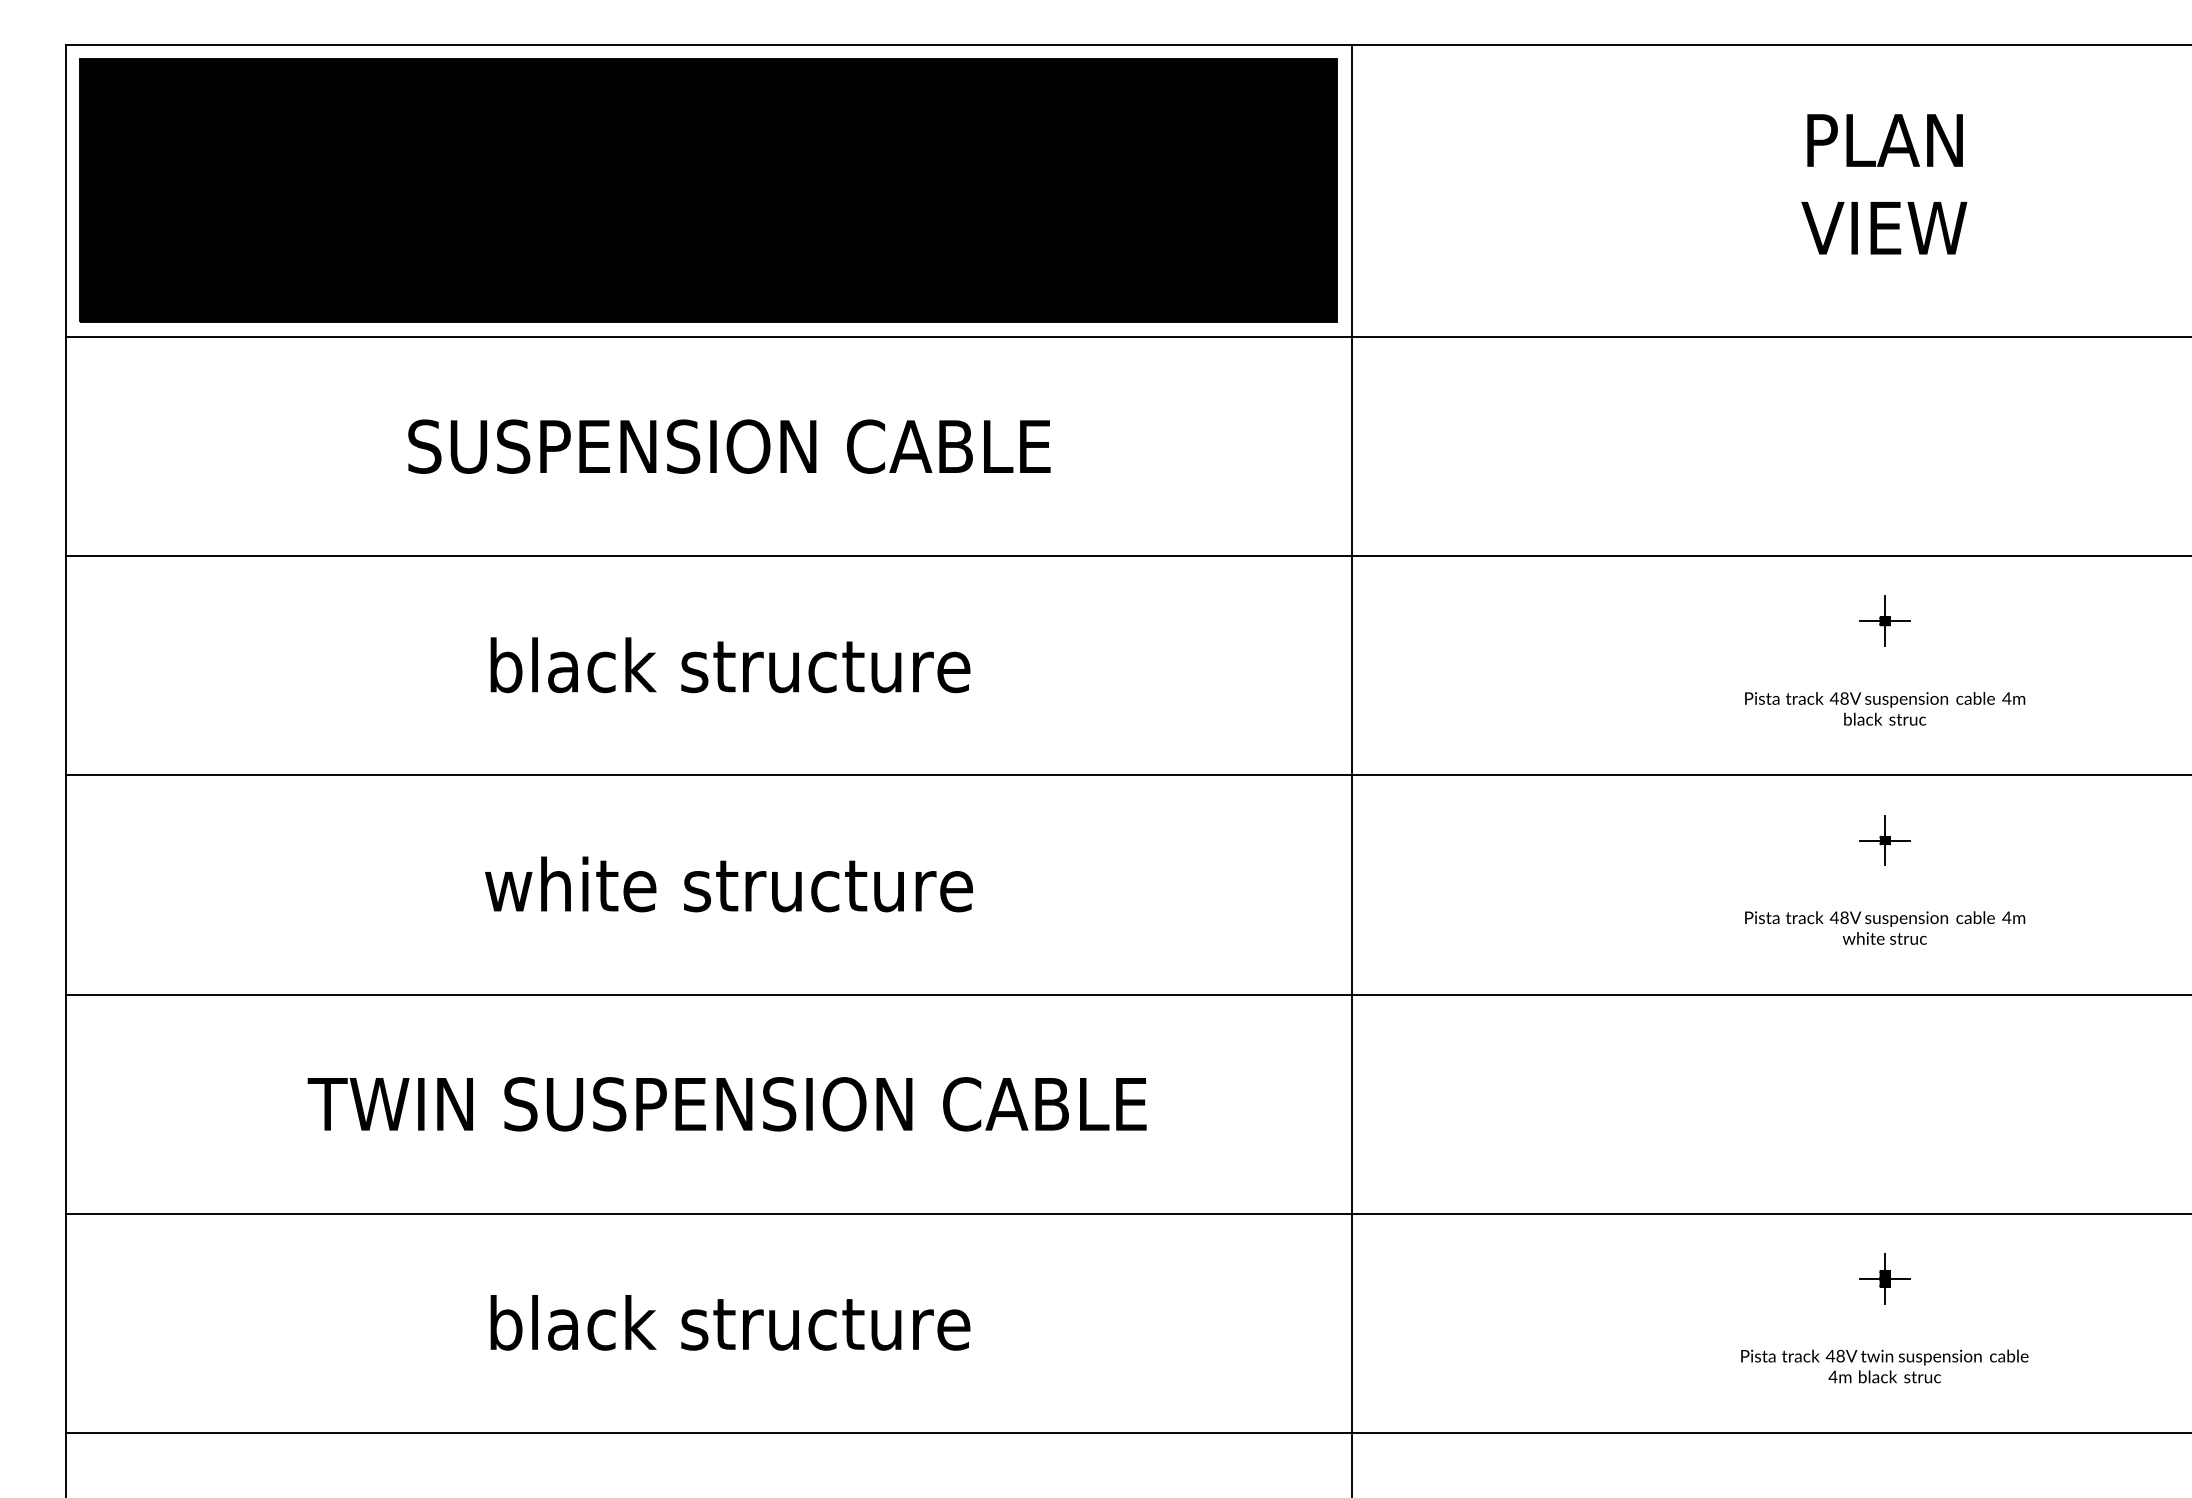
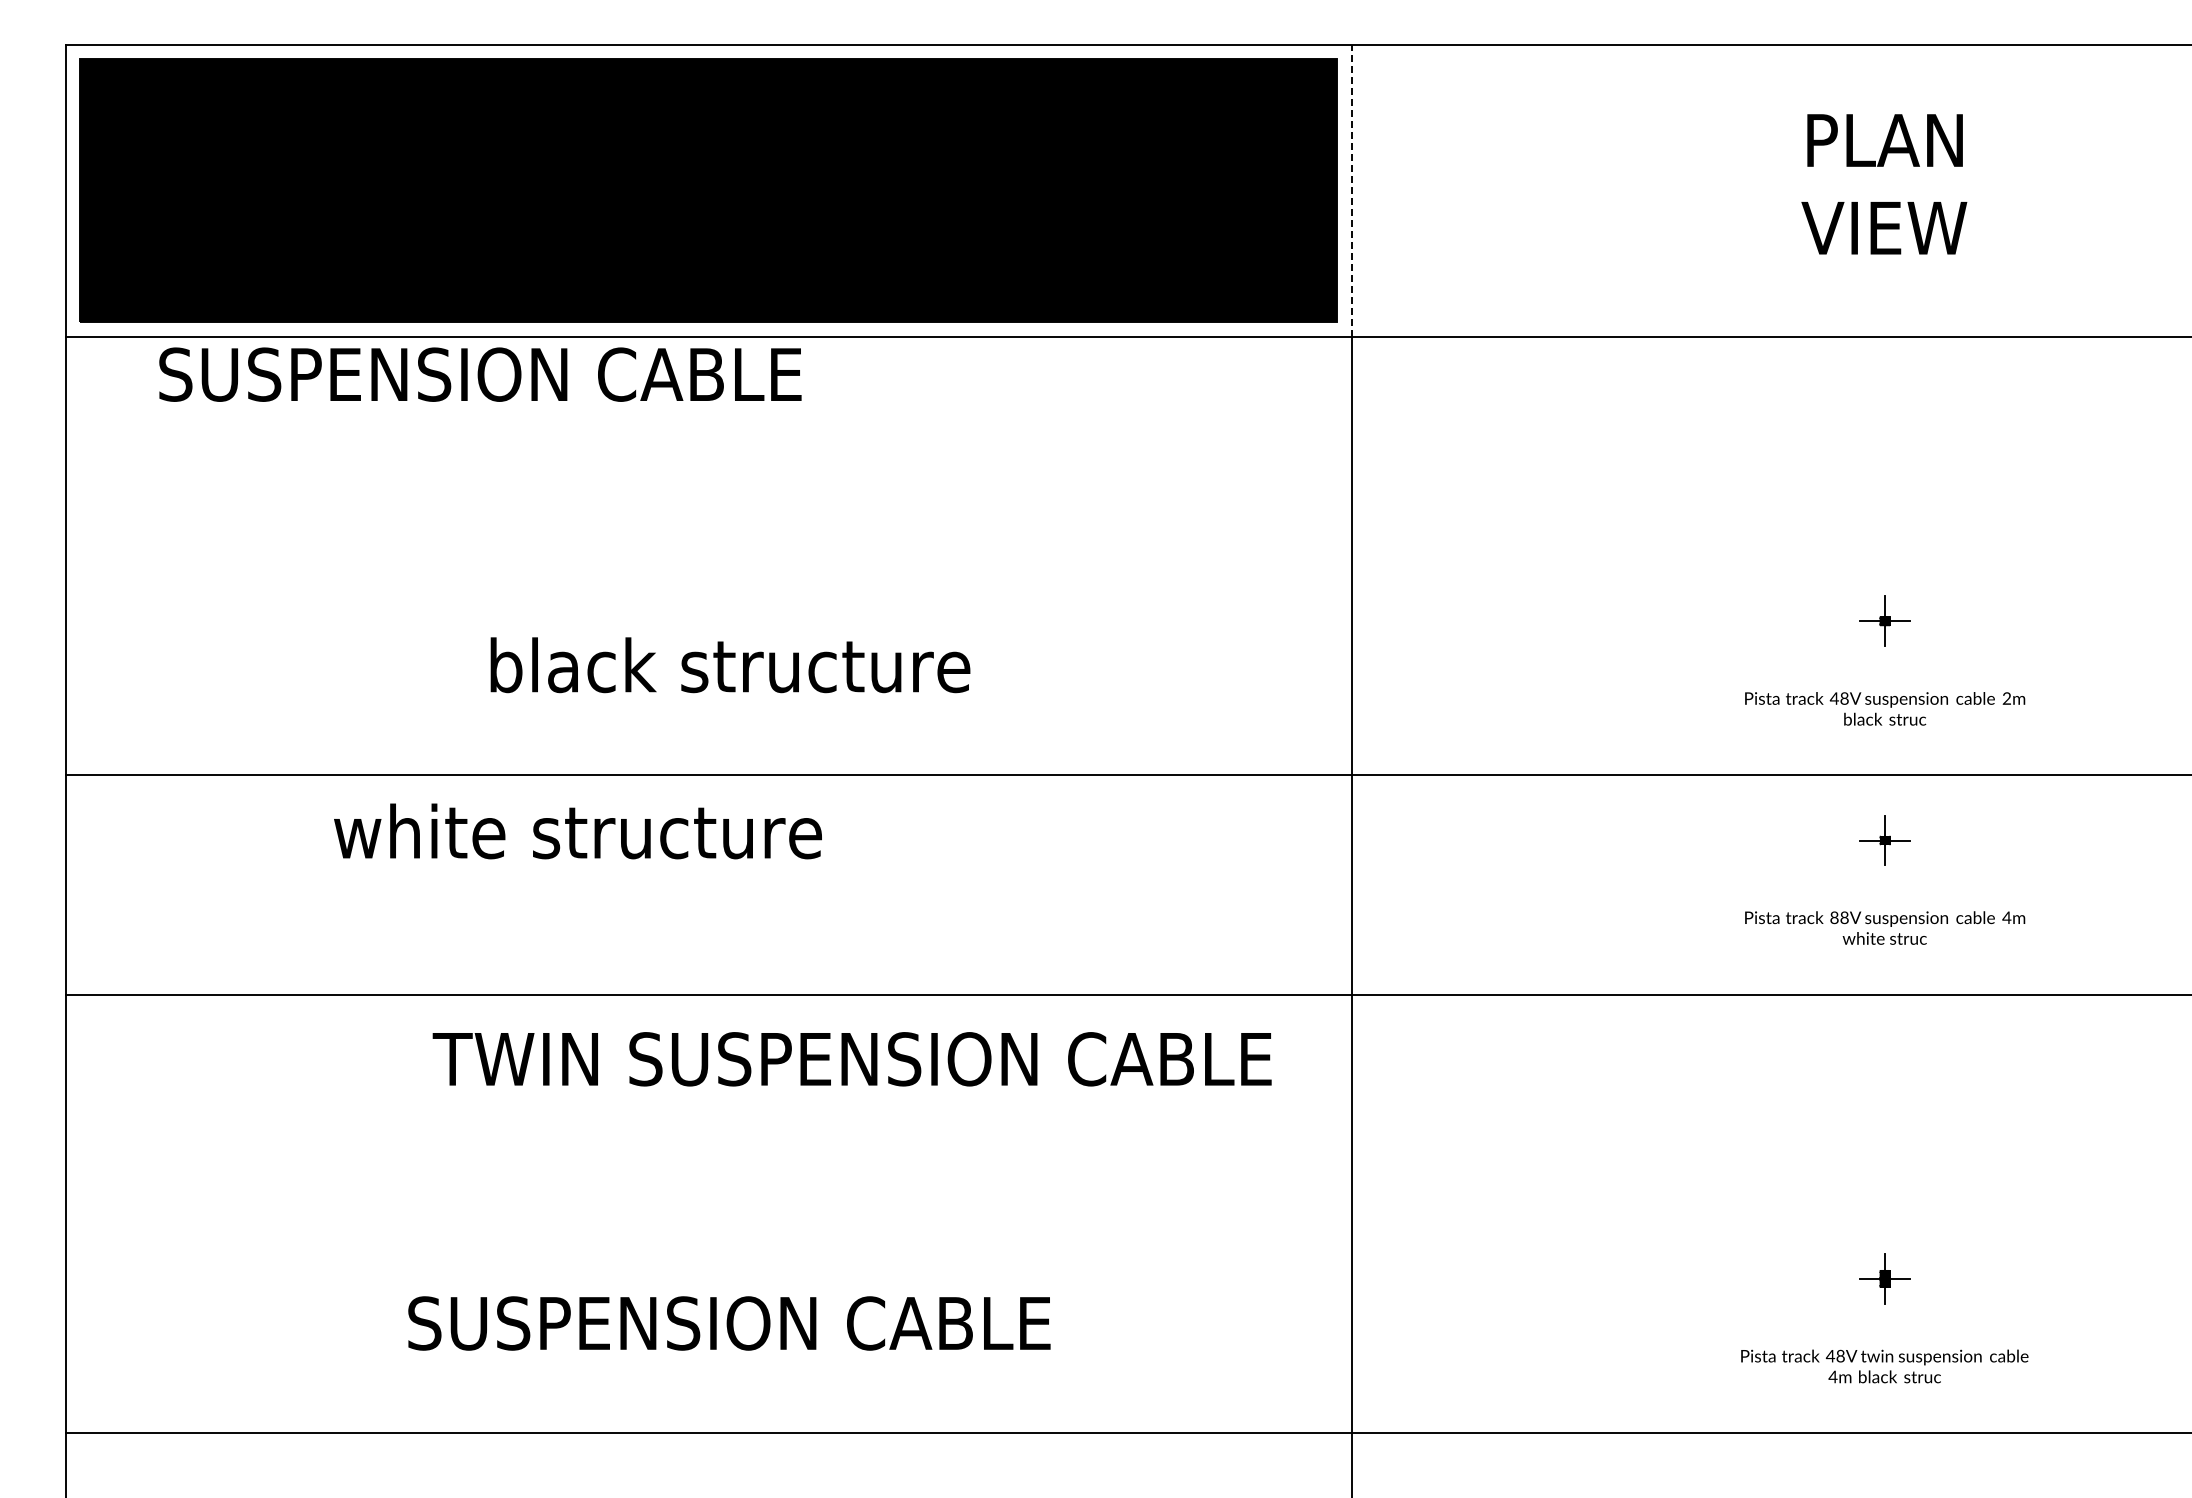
line: solid -> dashed (1351, 190)
text position: (729, 446) -> (480, 374) (480, 374)
line: present -> none (1126, 556)
text: 4m -> 2m (2006, 698)
text position: (728, 884) -> (577, 831) (577, 831)
text: 48V -> 88V (1833, 917)
text position: (726, 1104) -> (851, 1059) (851, 1059)
line: present -> none (1126, 1213)
text: black structure -> SUSPENSION CABLE (729, 1322)
